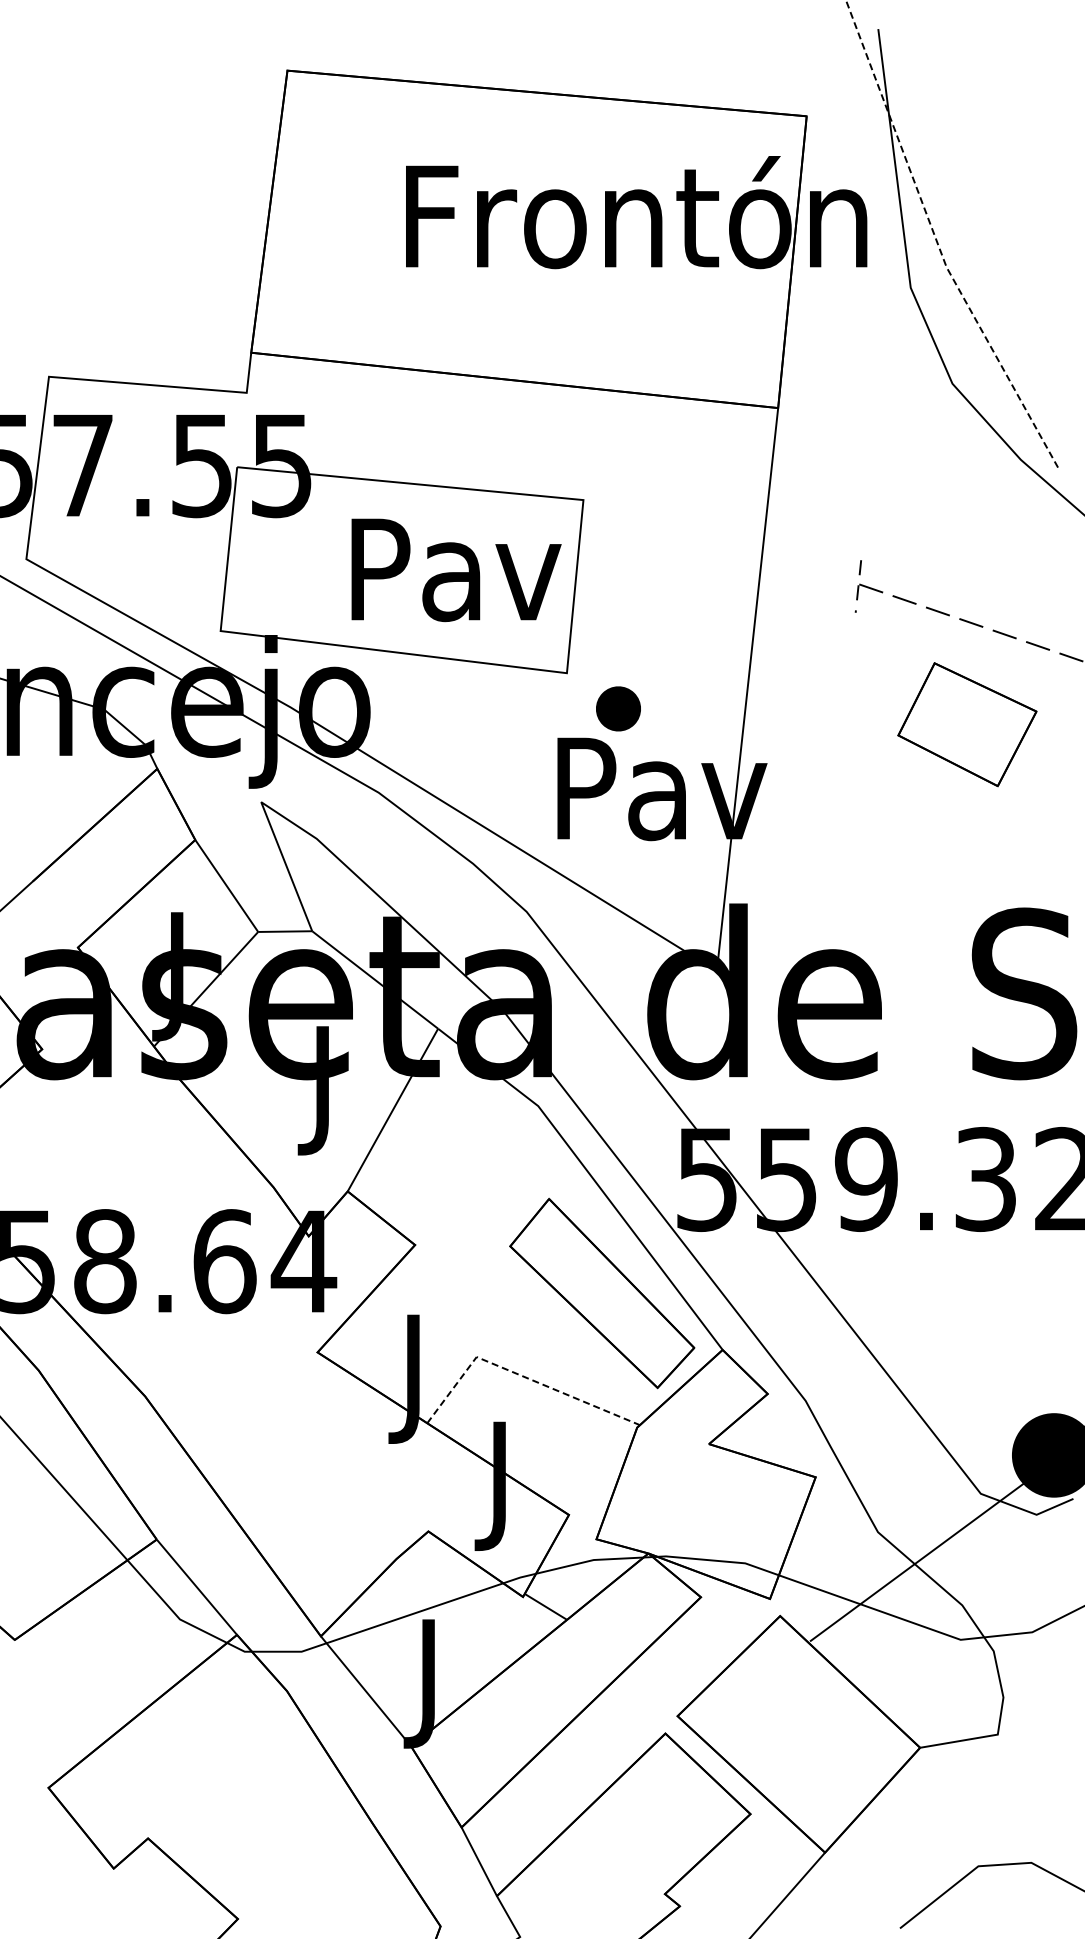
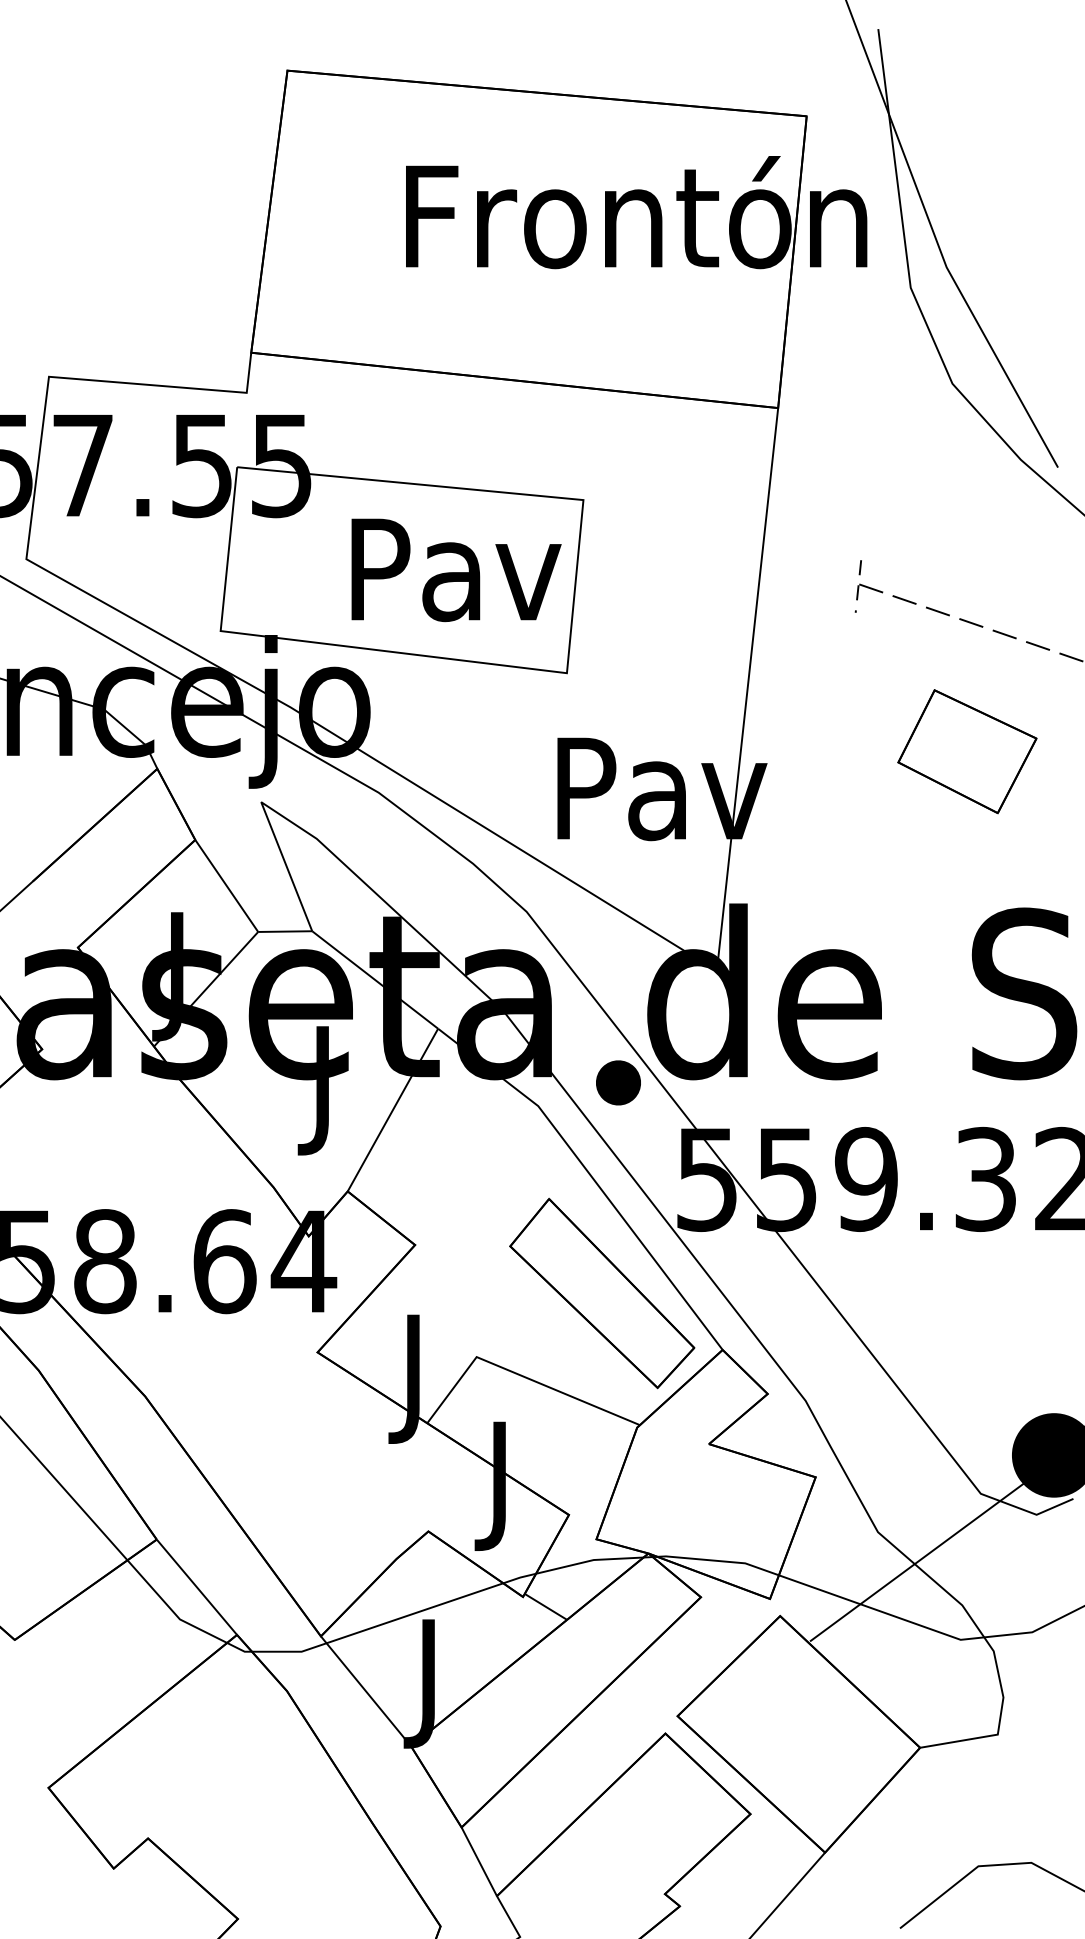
line: dashed -> solid (936, 241)
part position: (618, 708) -> (618, 1082) (618, 1082)
part position: (967, 724) -> (967, 751) (967, 751)
line: dashed -> solid (520, 1375)
